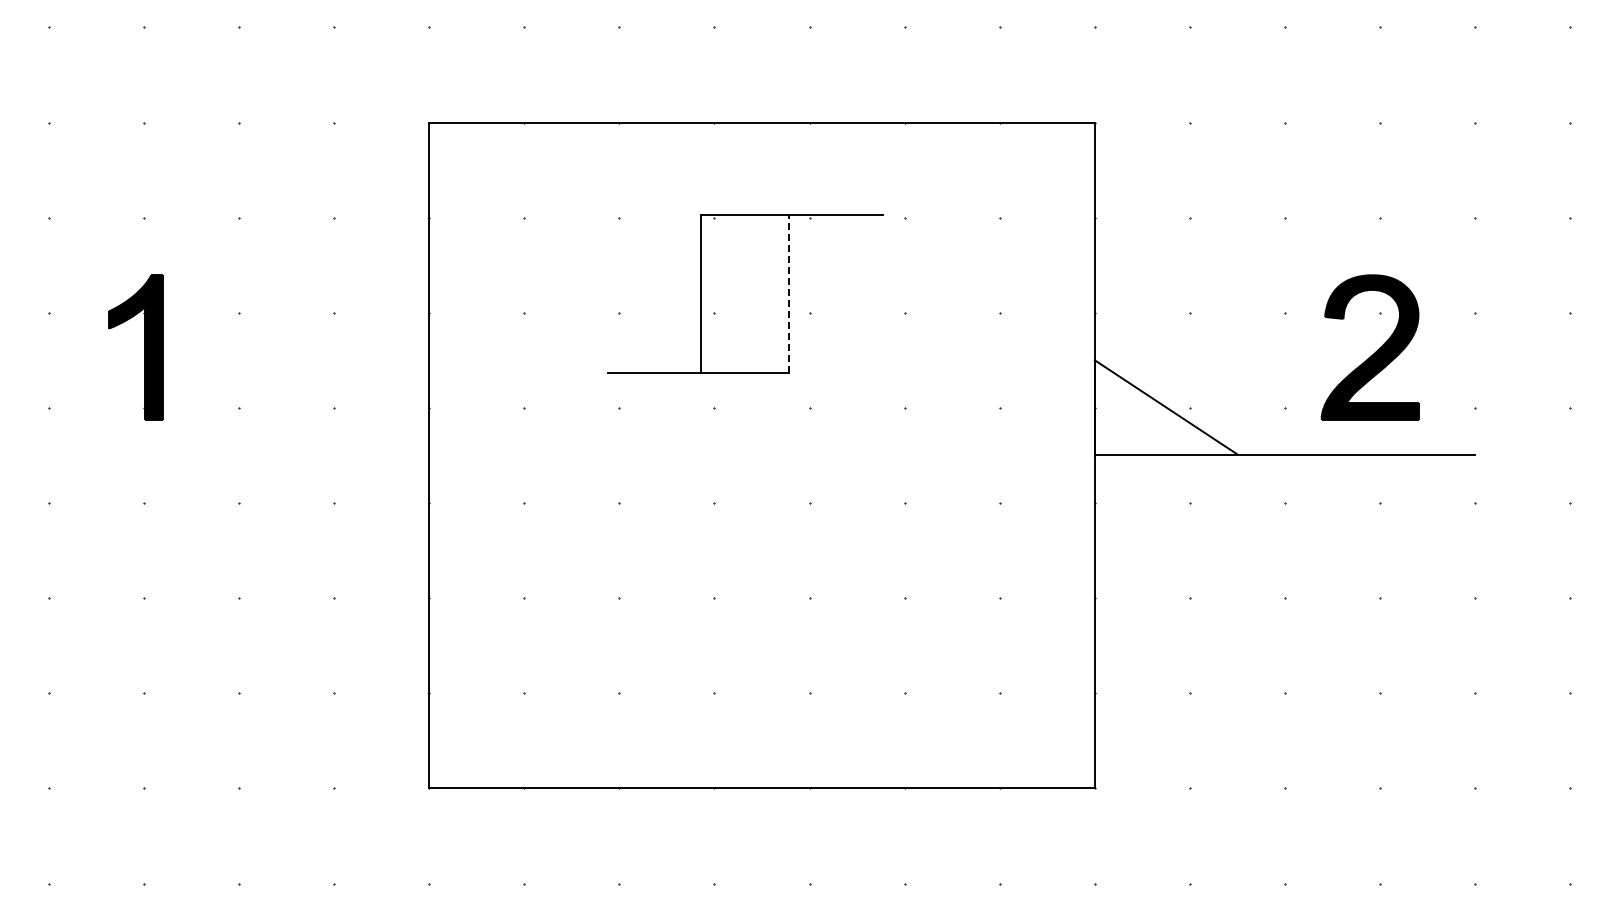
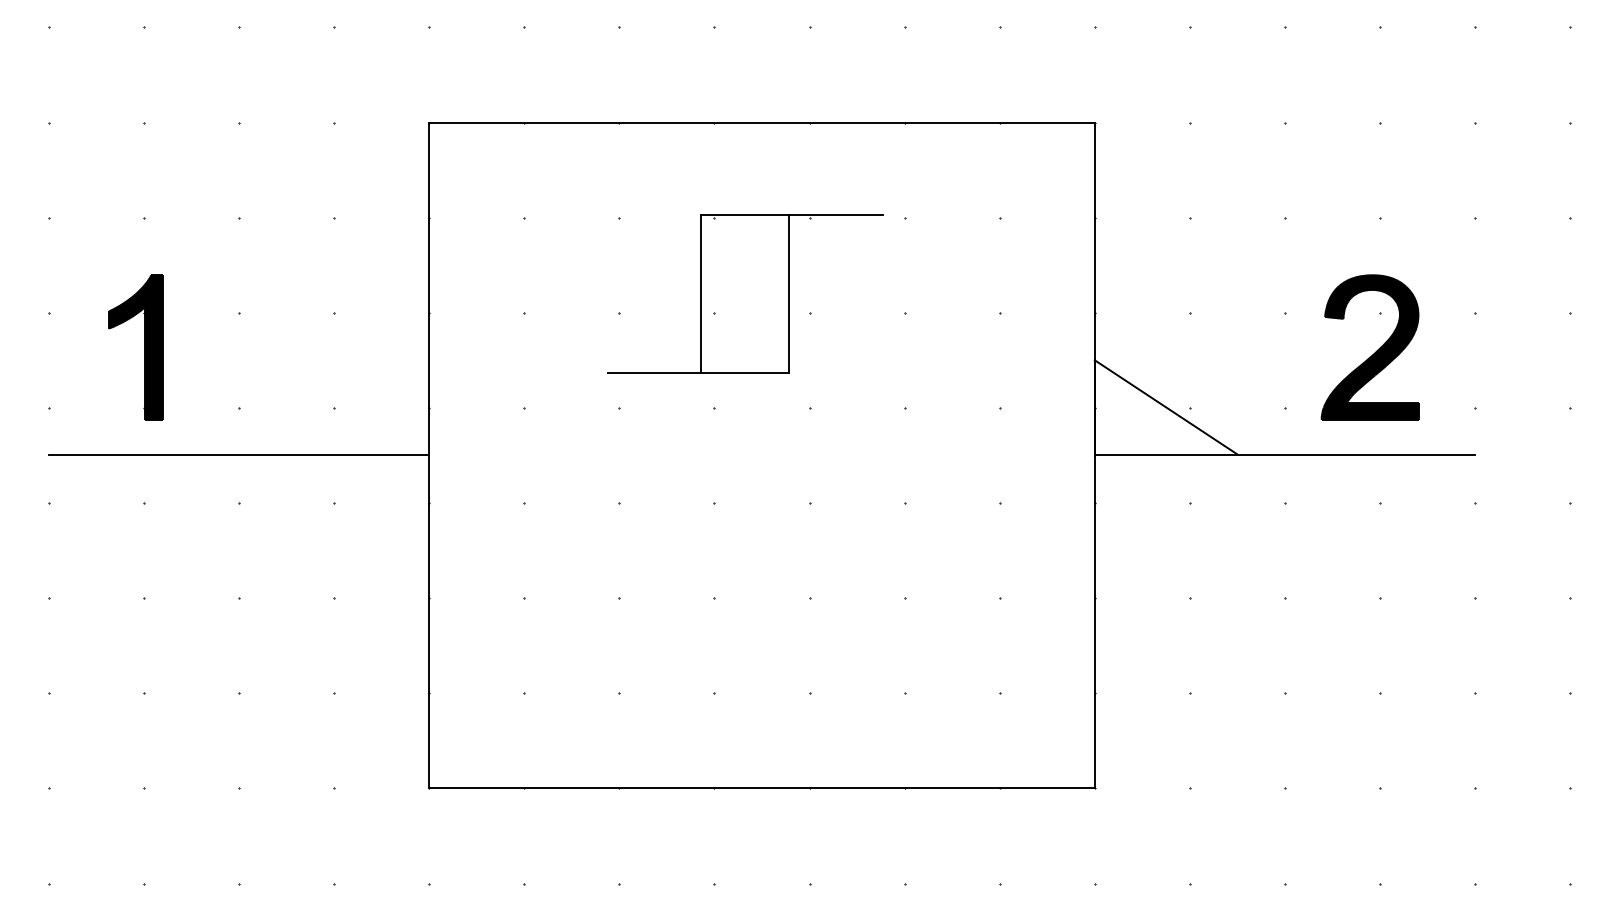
line: dashed -> solid (789, 294)
line: none -> present (238, 455)
